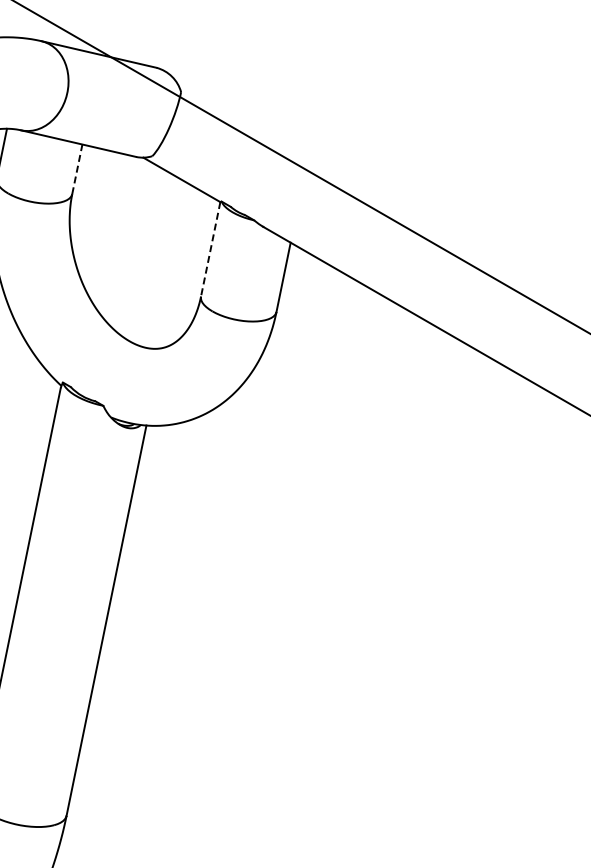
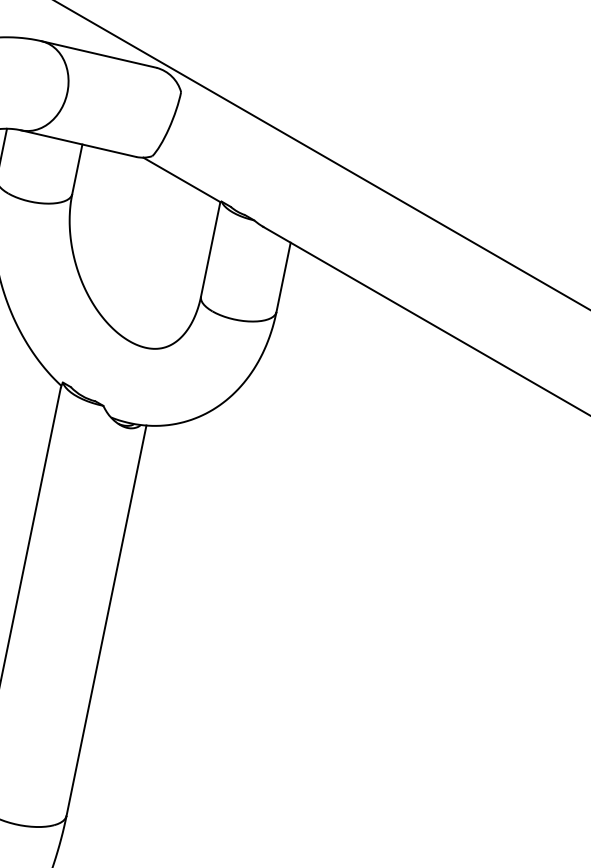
line position: (301, 167) -> (322, 155) (322, 155)
line: dashed -> solid (77, 168)
line: dashed -> solid (210, 249)
